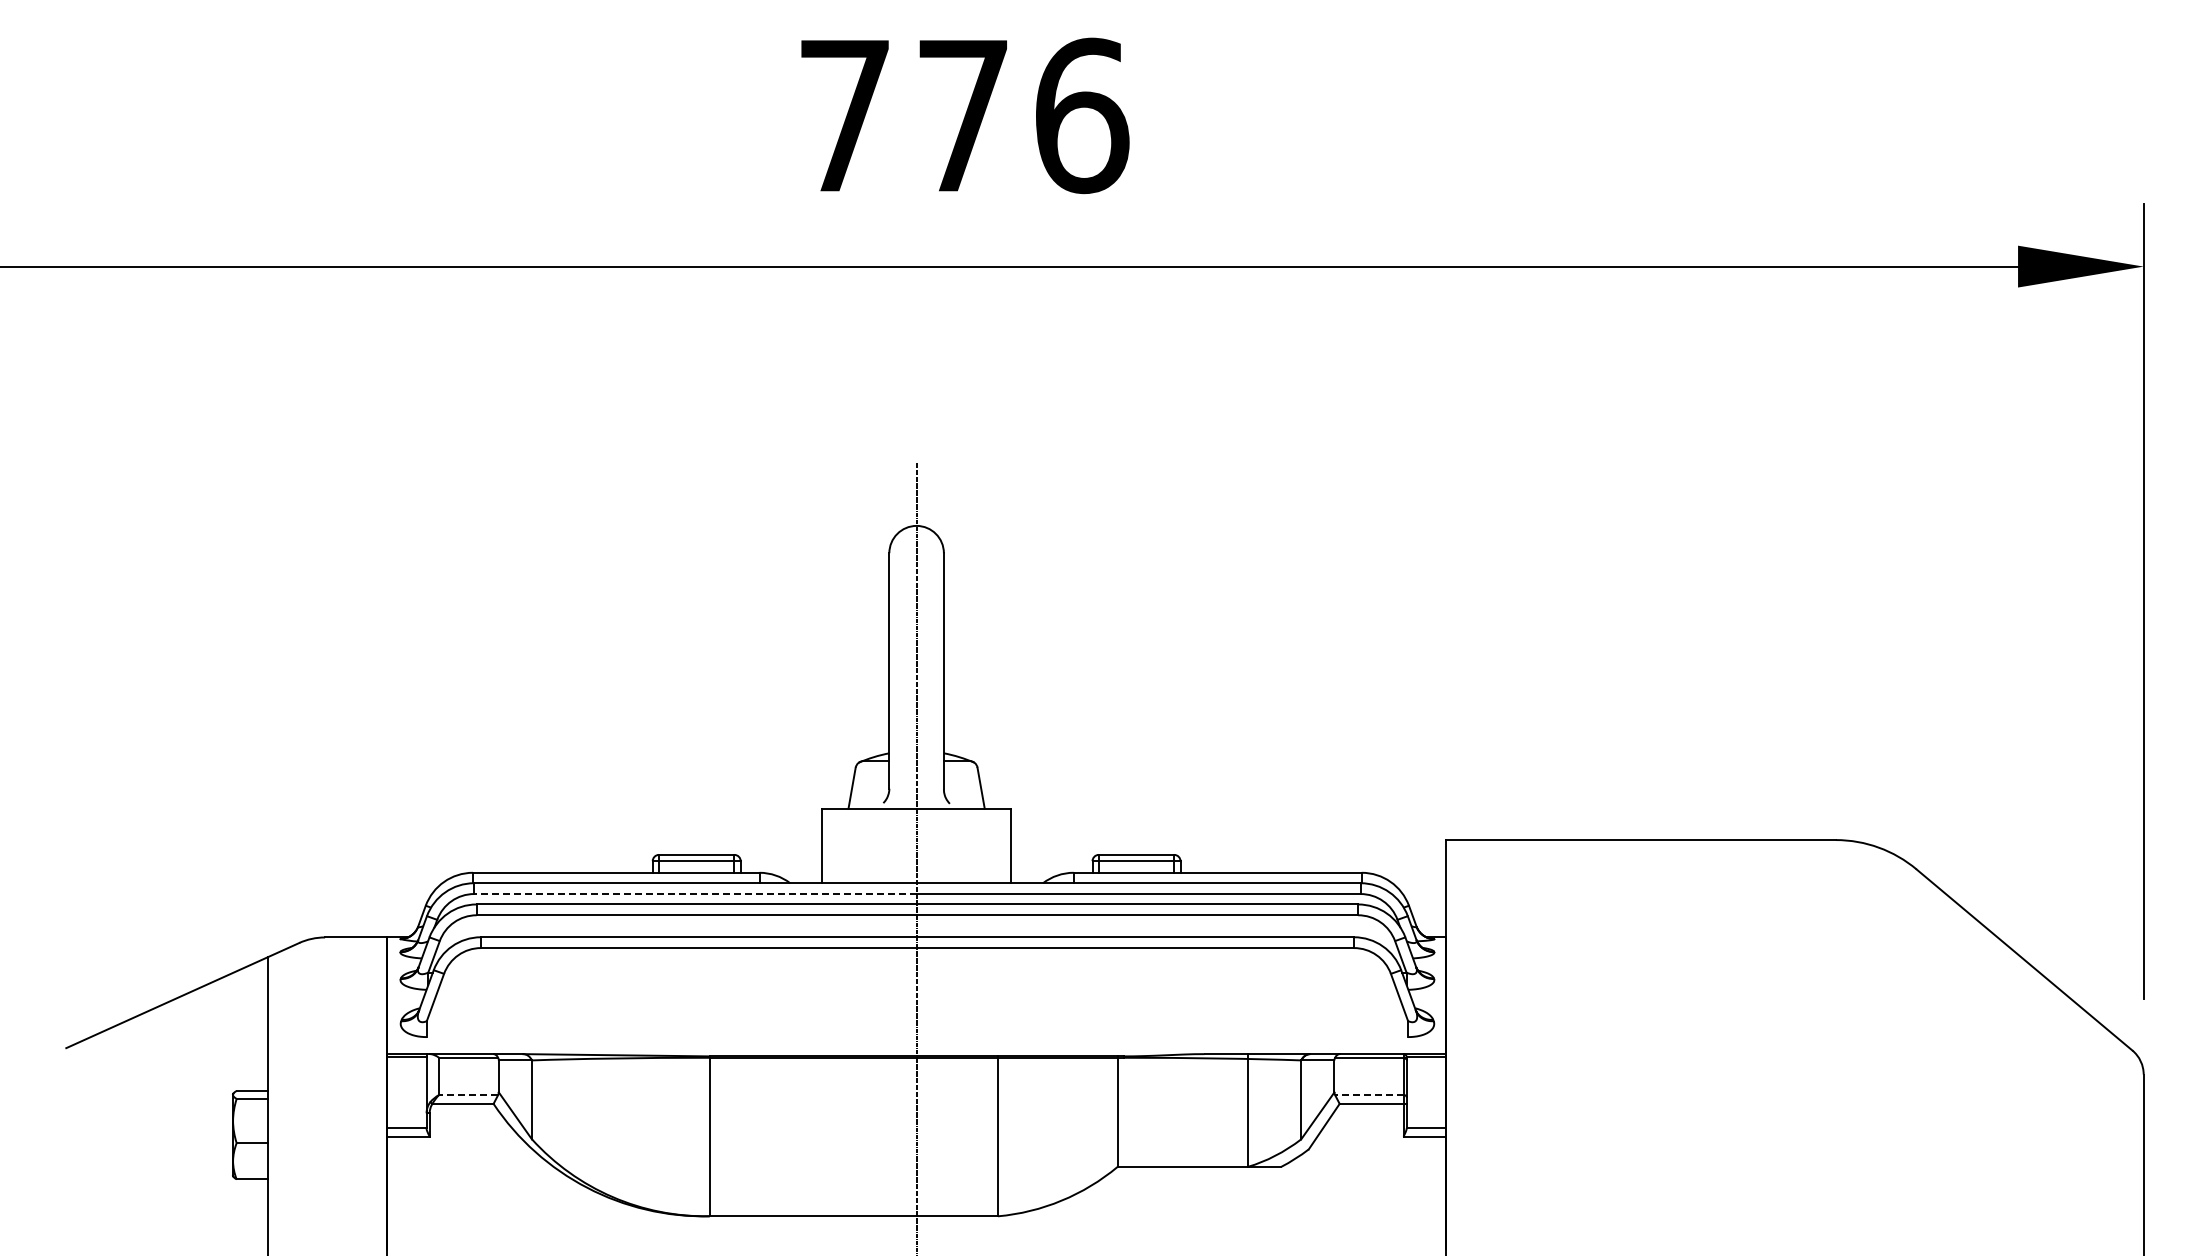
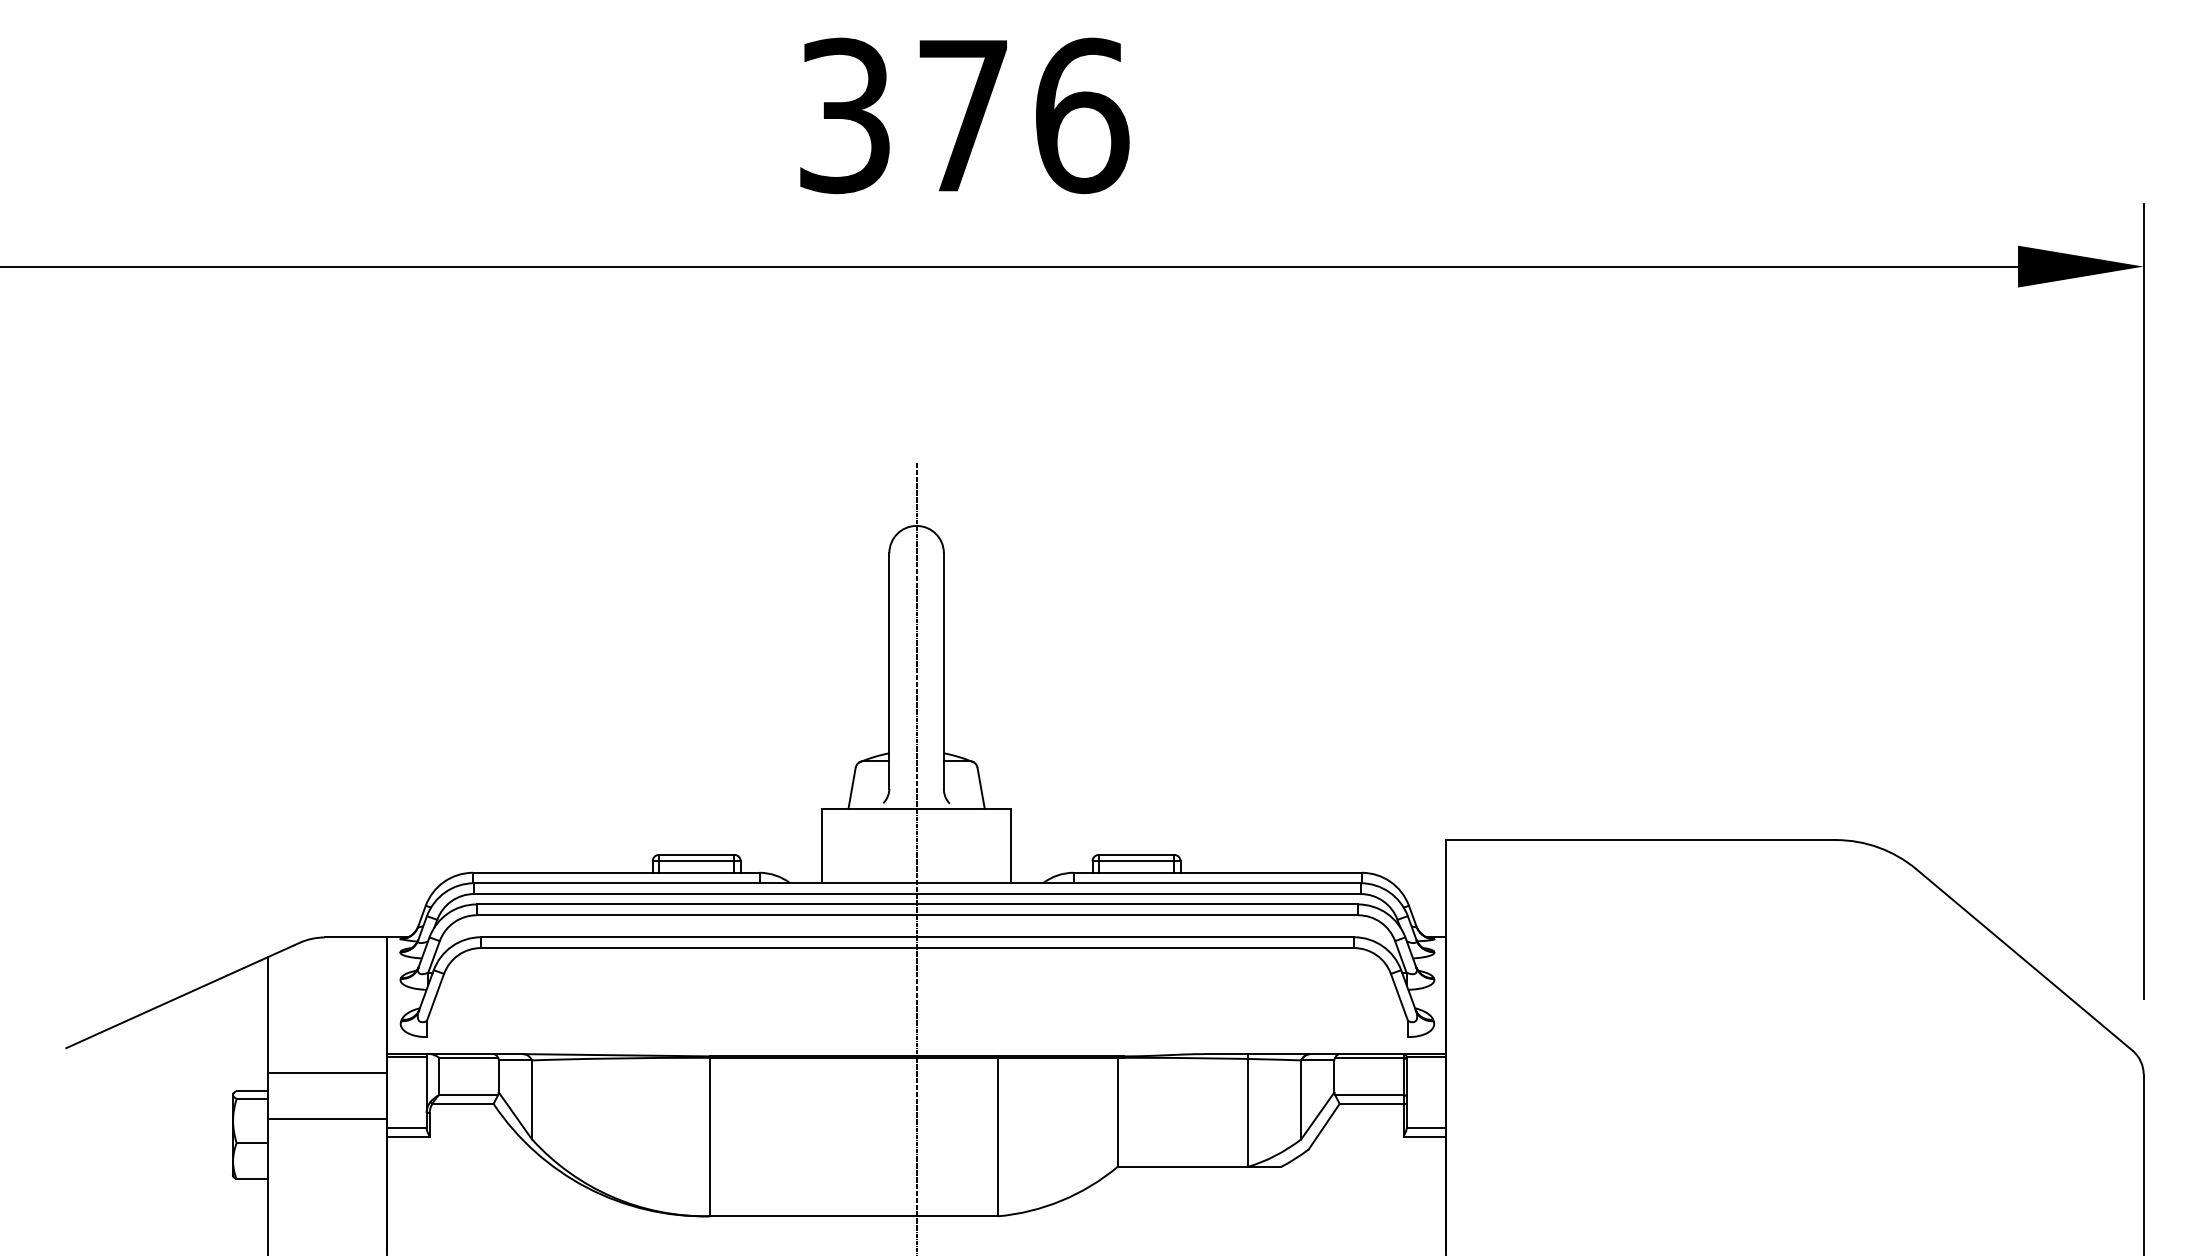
text: 776 -> 376 (844, 115)
line: dashed -> solid (694, 894)
line: none -> present (326, 1072)
line: dashed -> solid (468, 1095)
line: dashed -> solid (1368, 1095)
line: none -> present (326, 1118)
